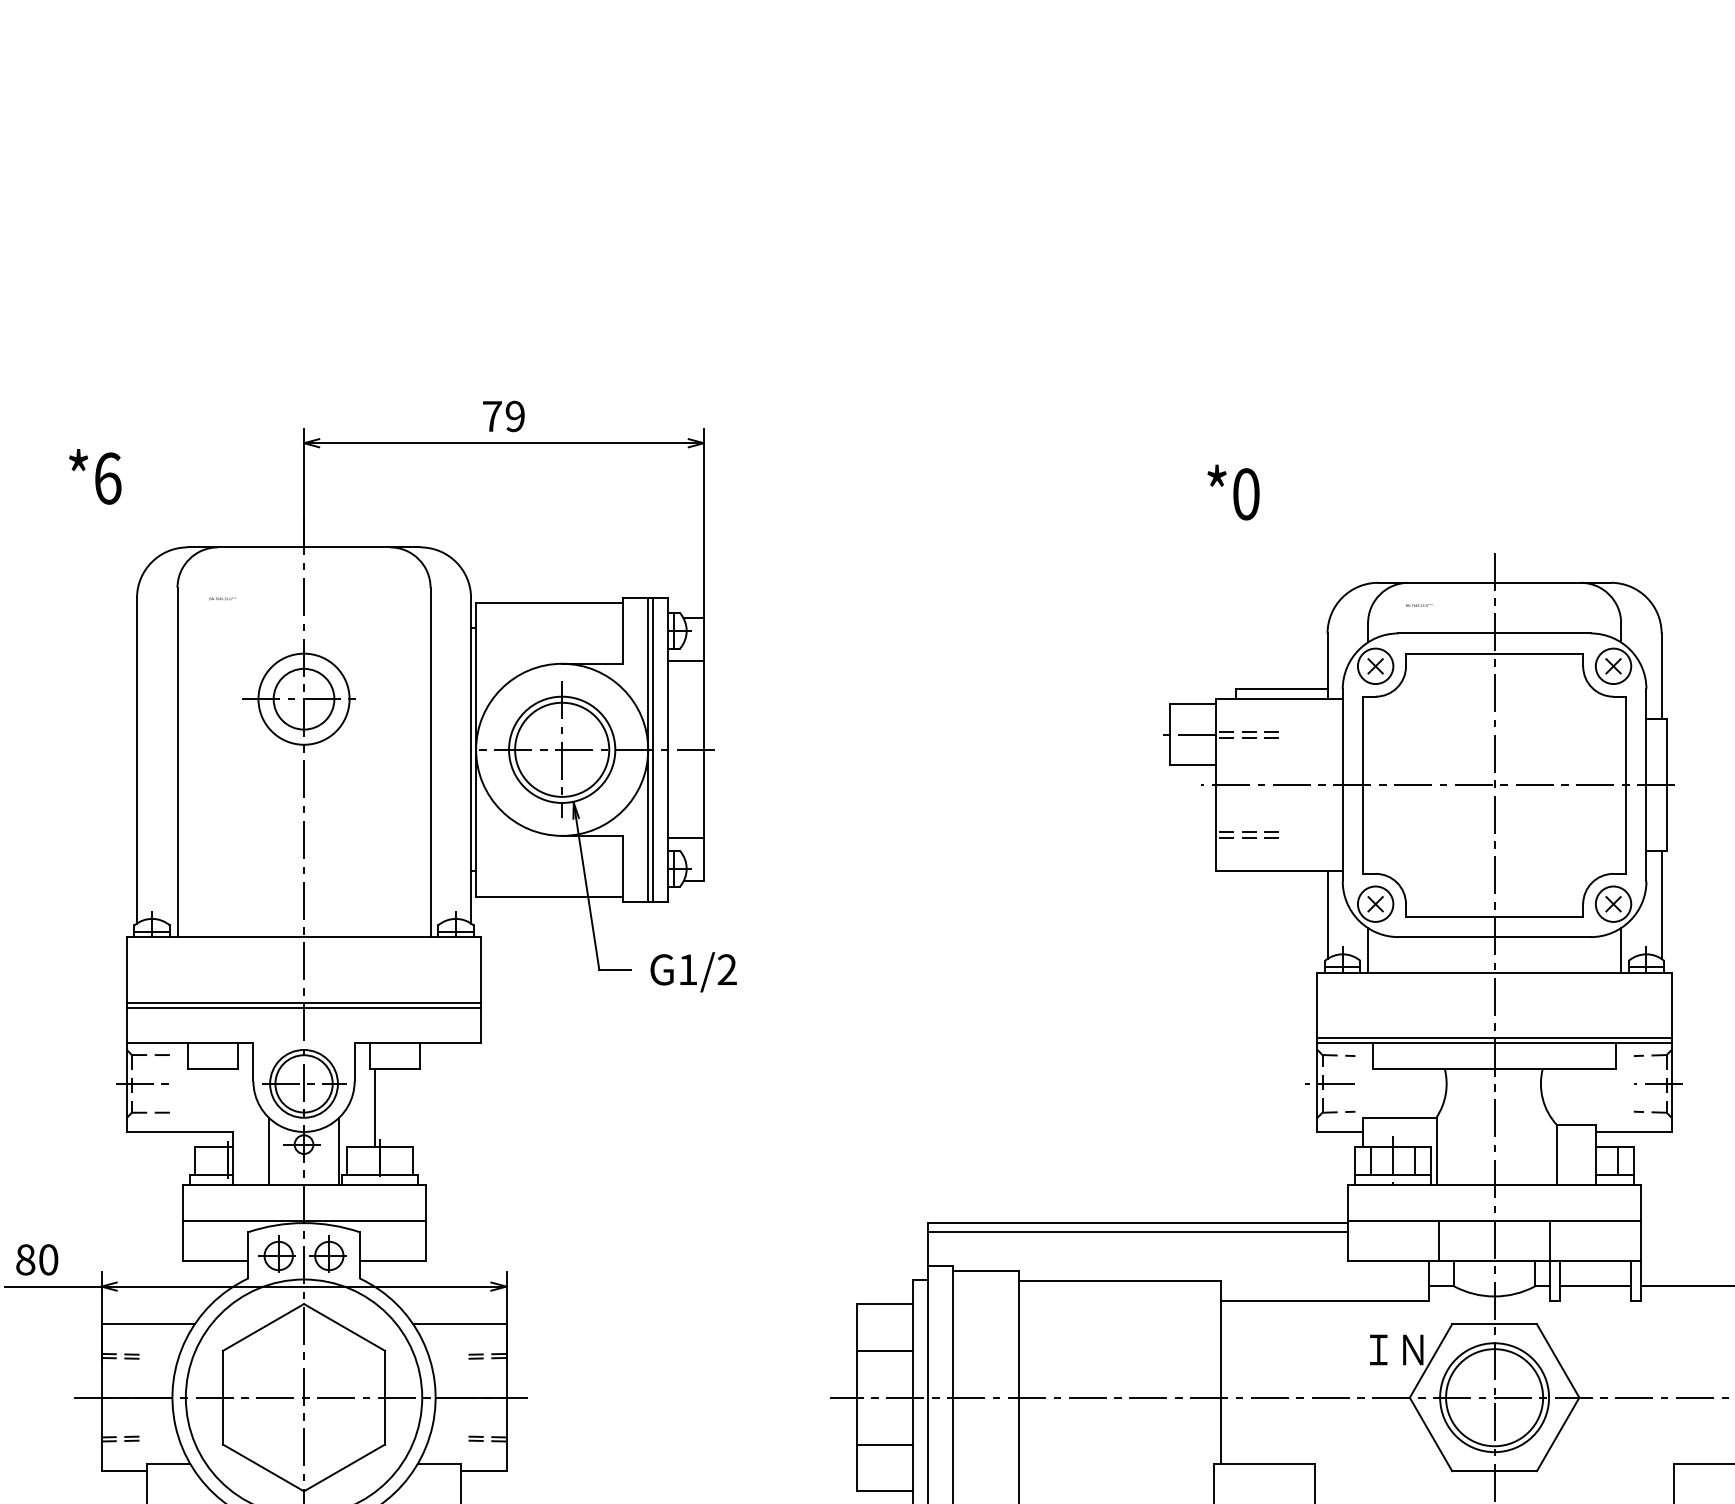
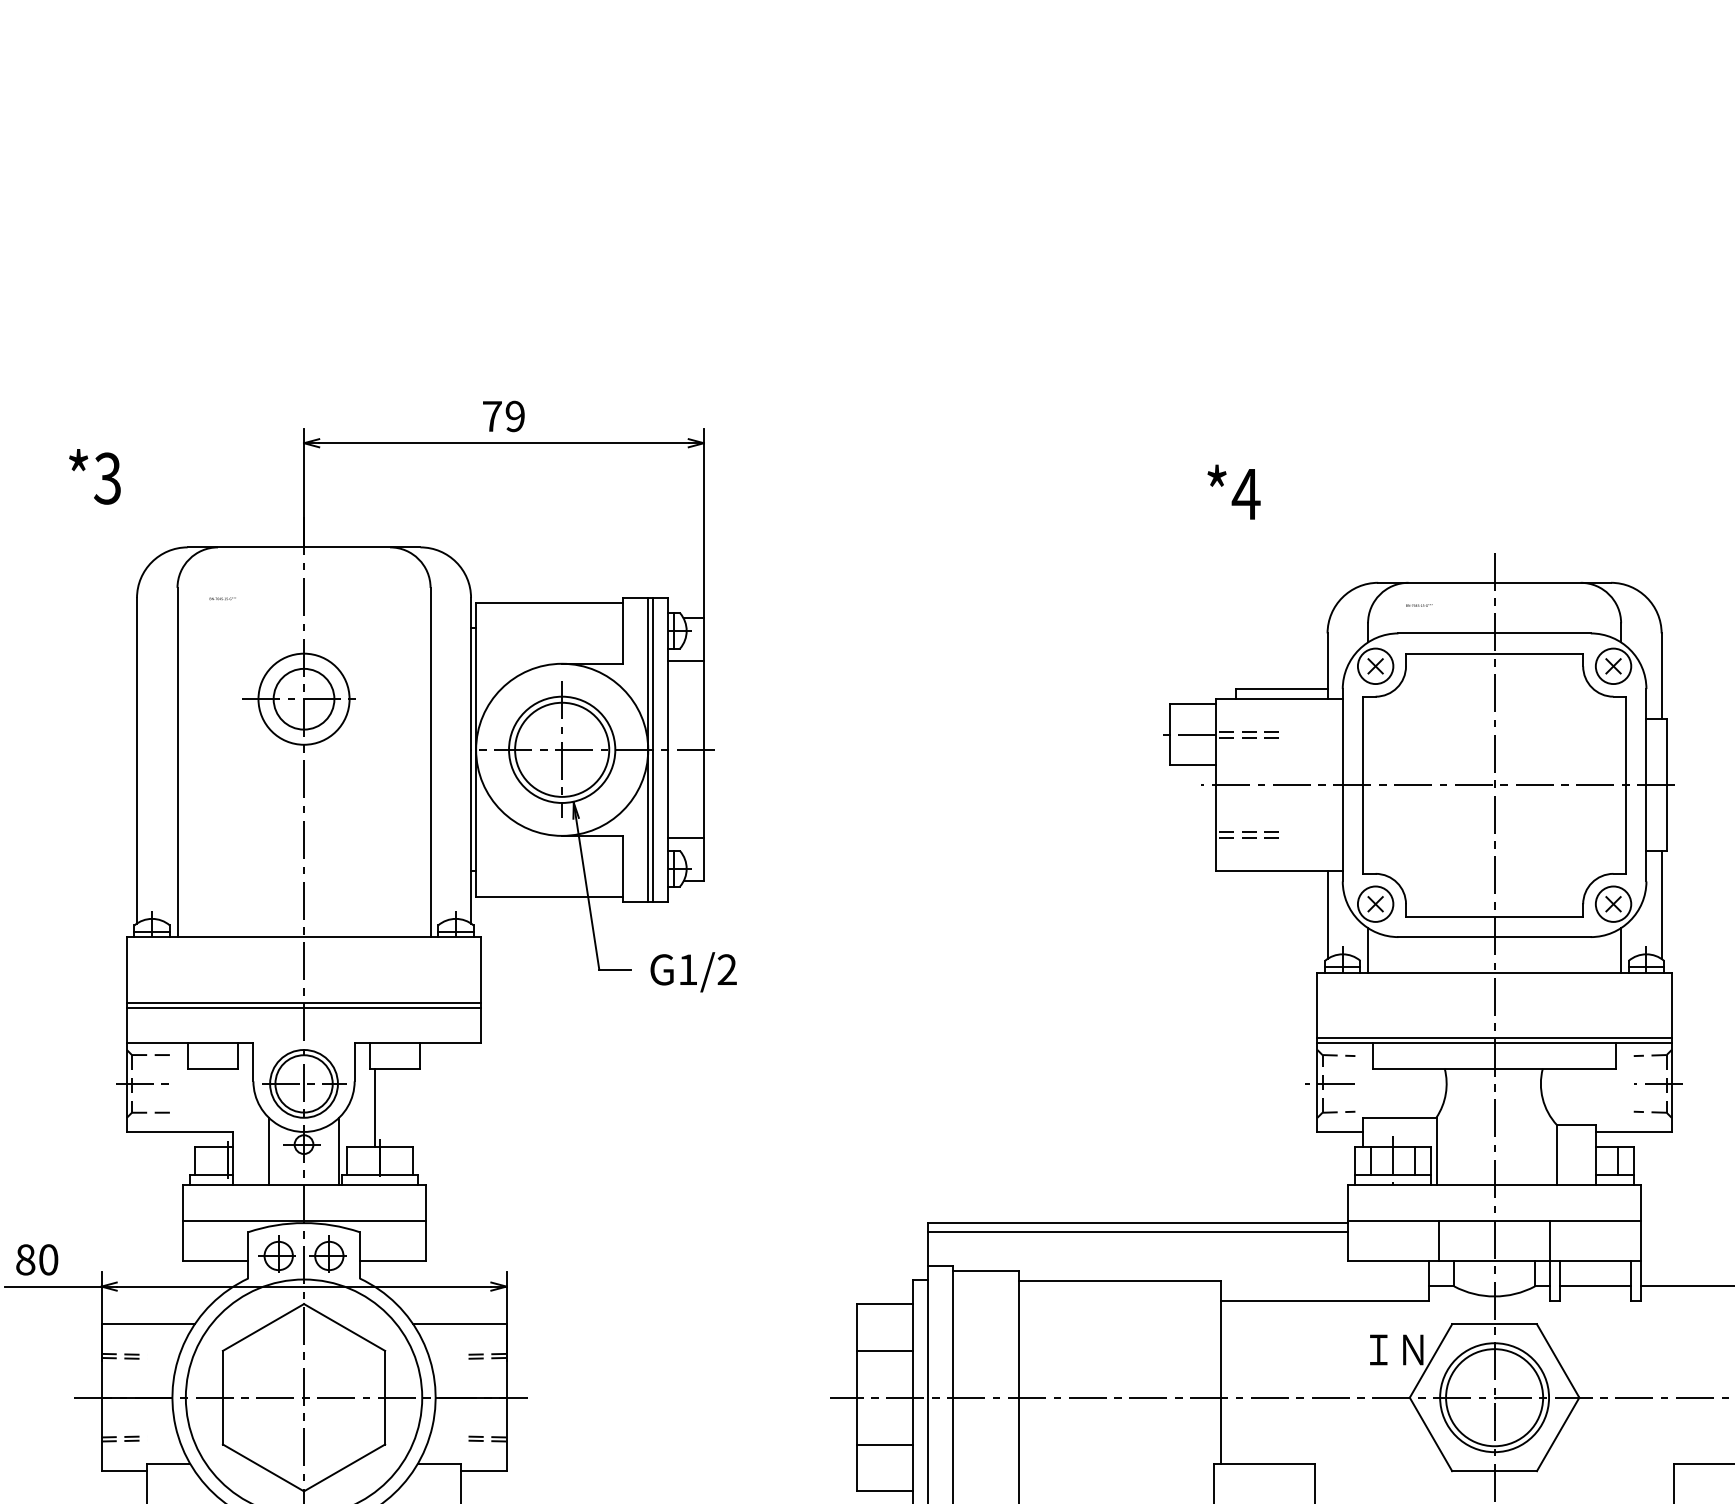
text: *6 -> *3 (107, 478)
text: *0 -> *4 (1245, 494)
